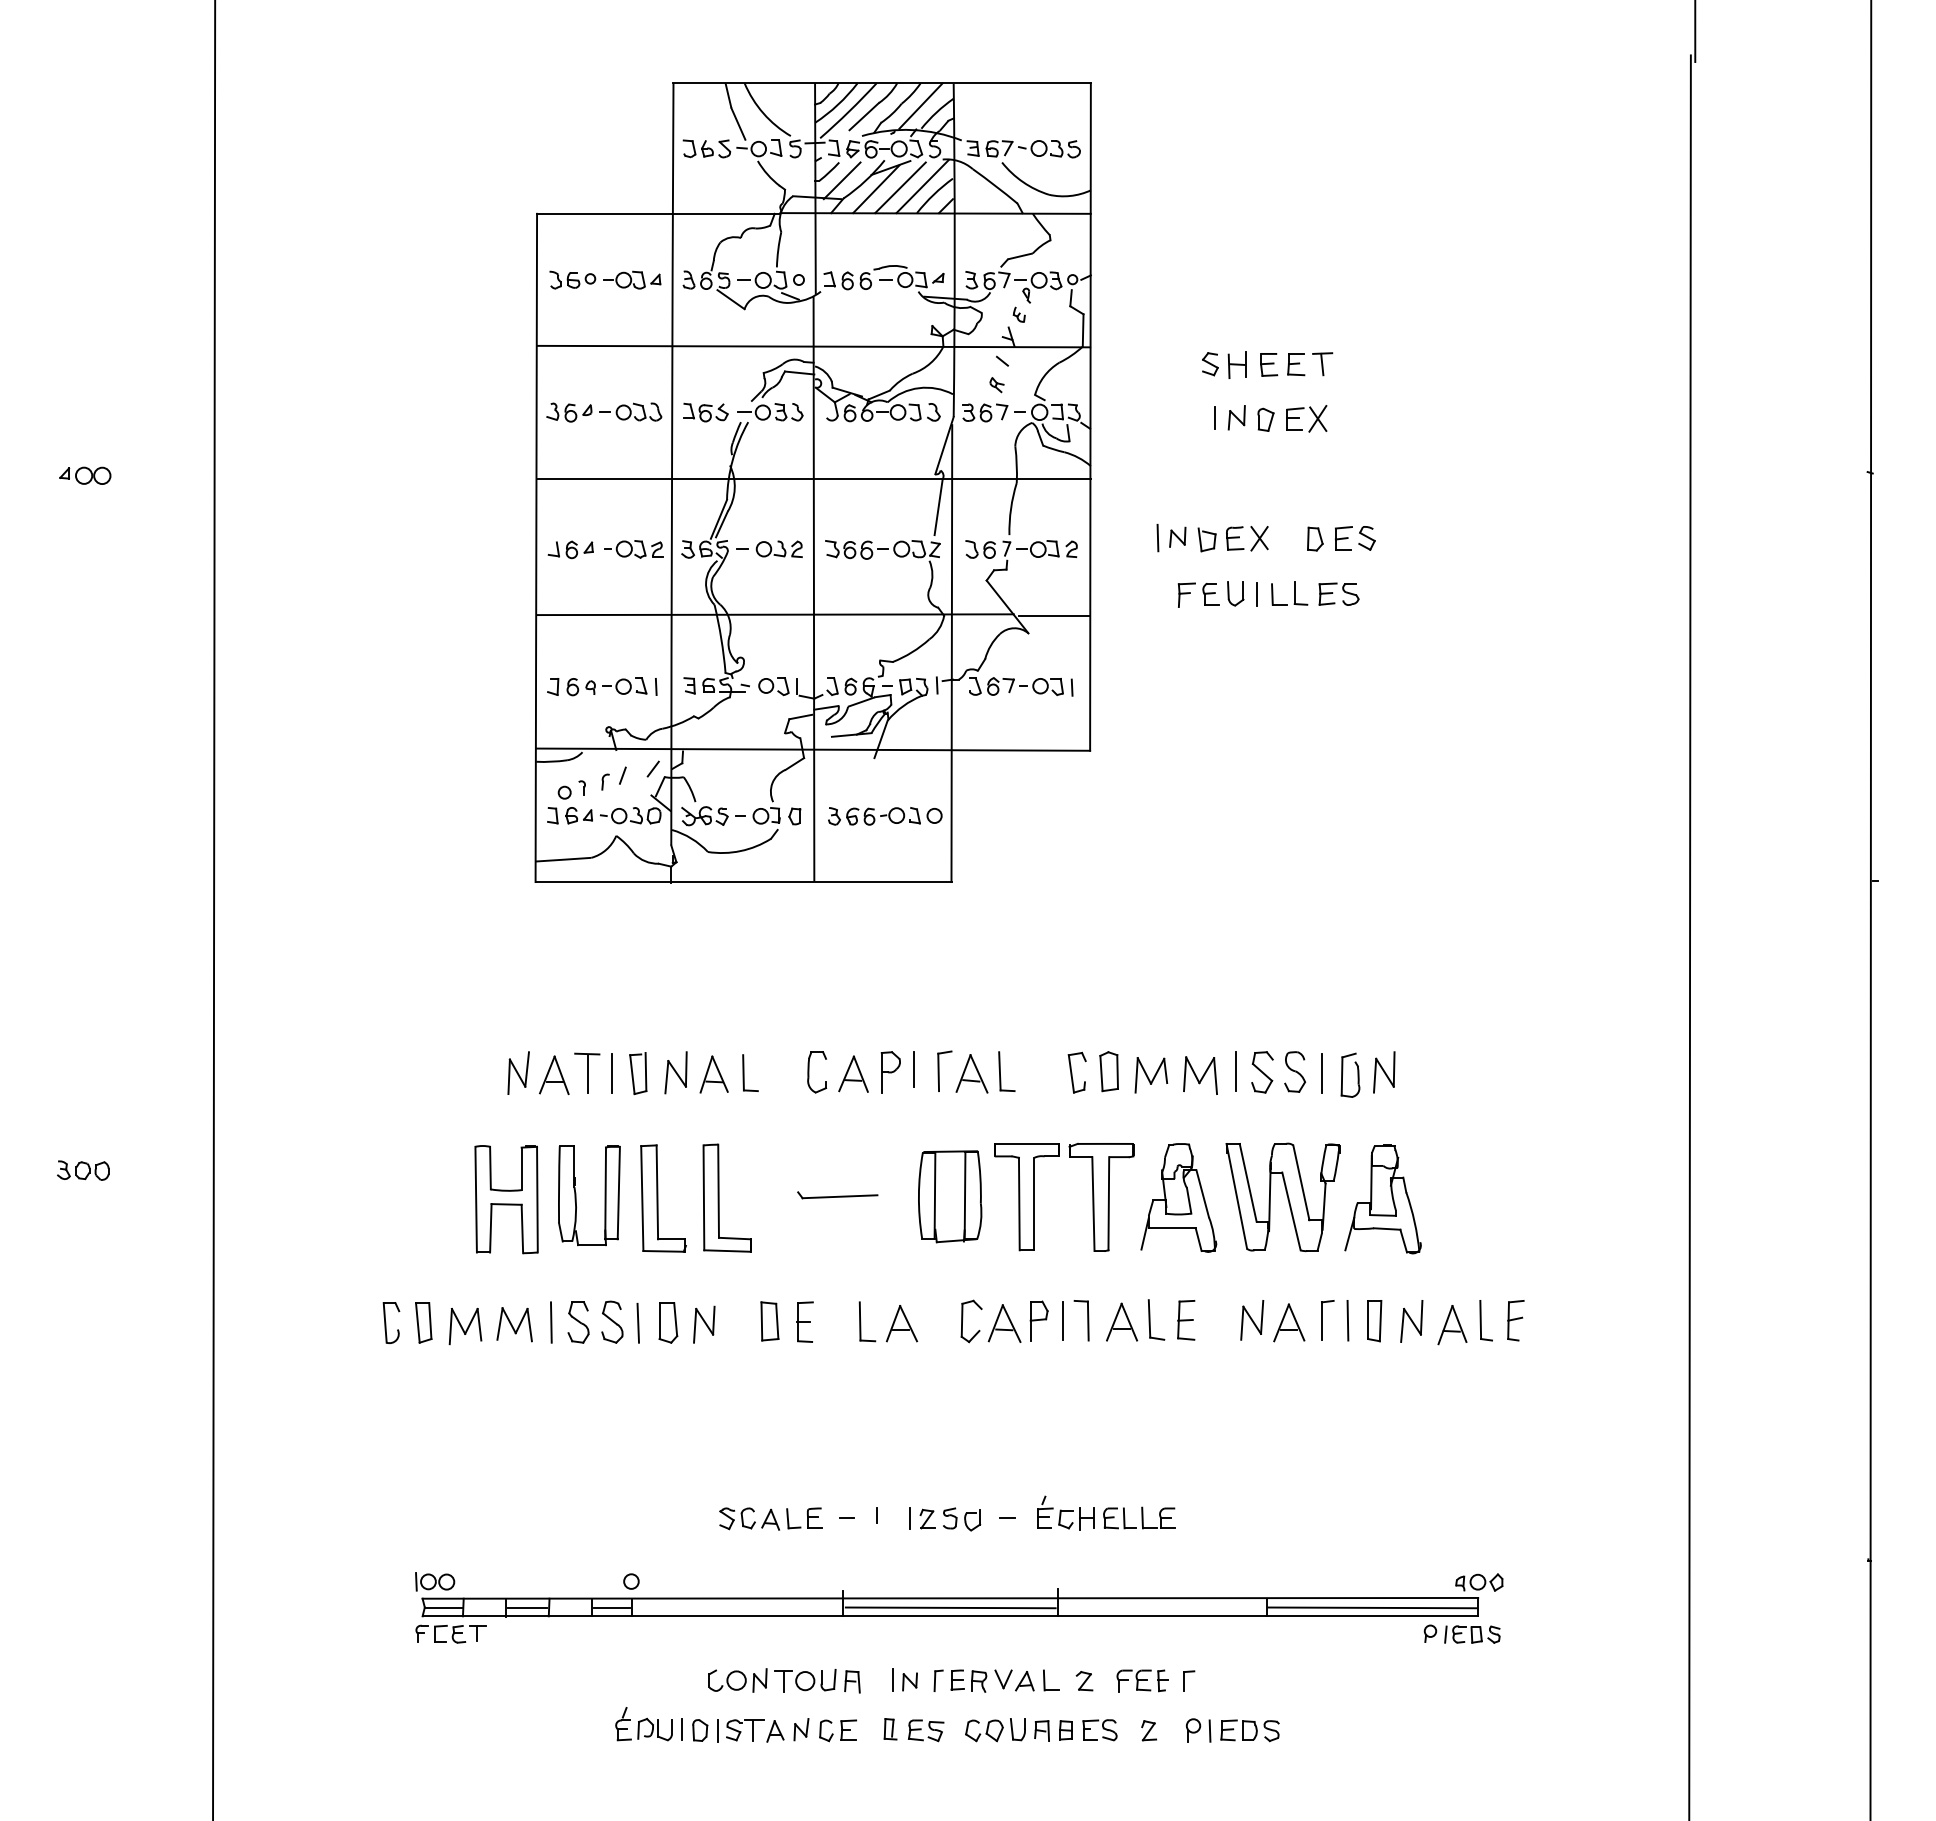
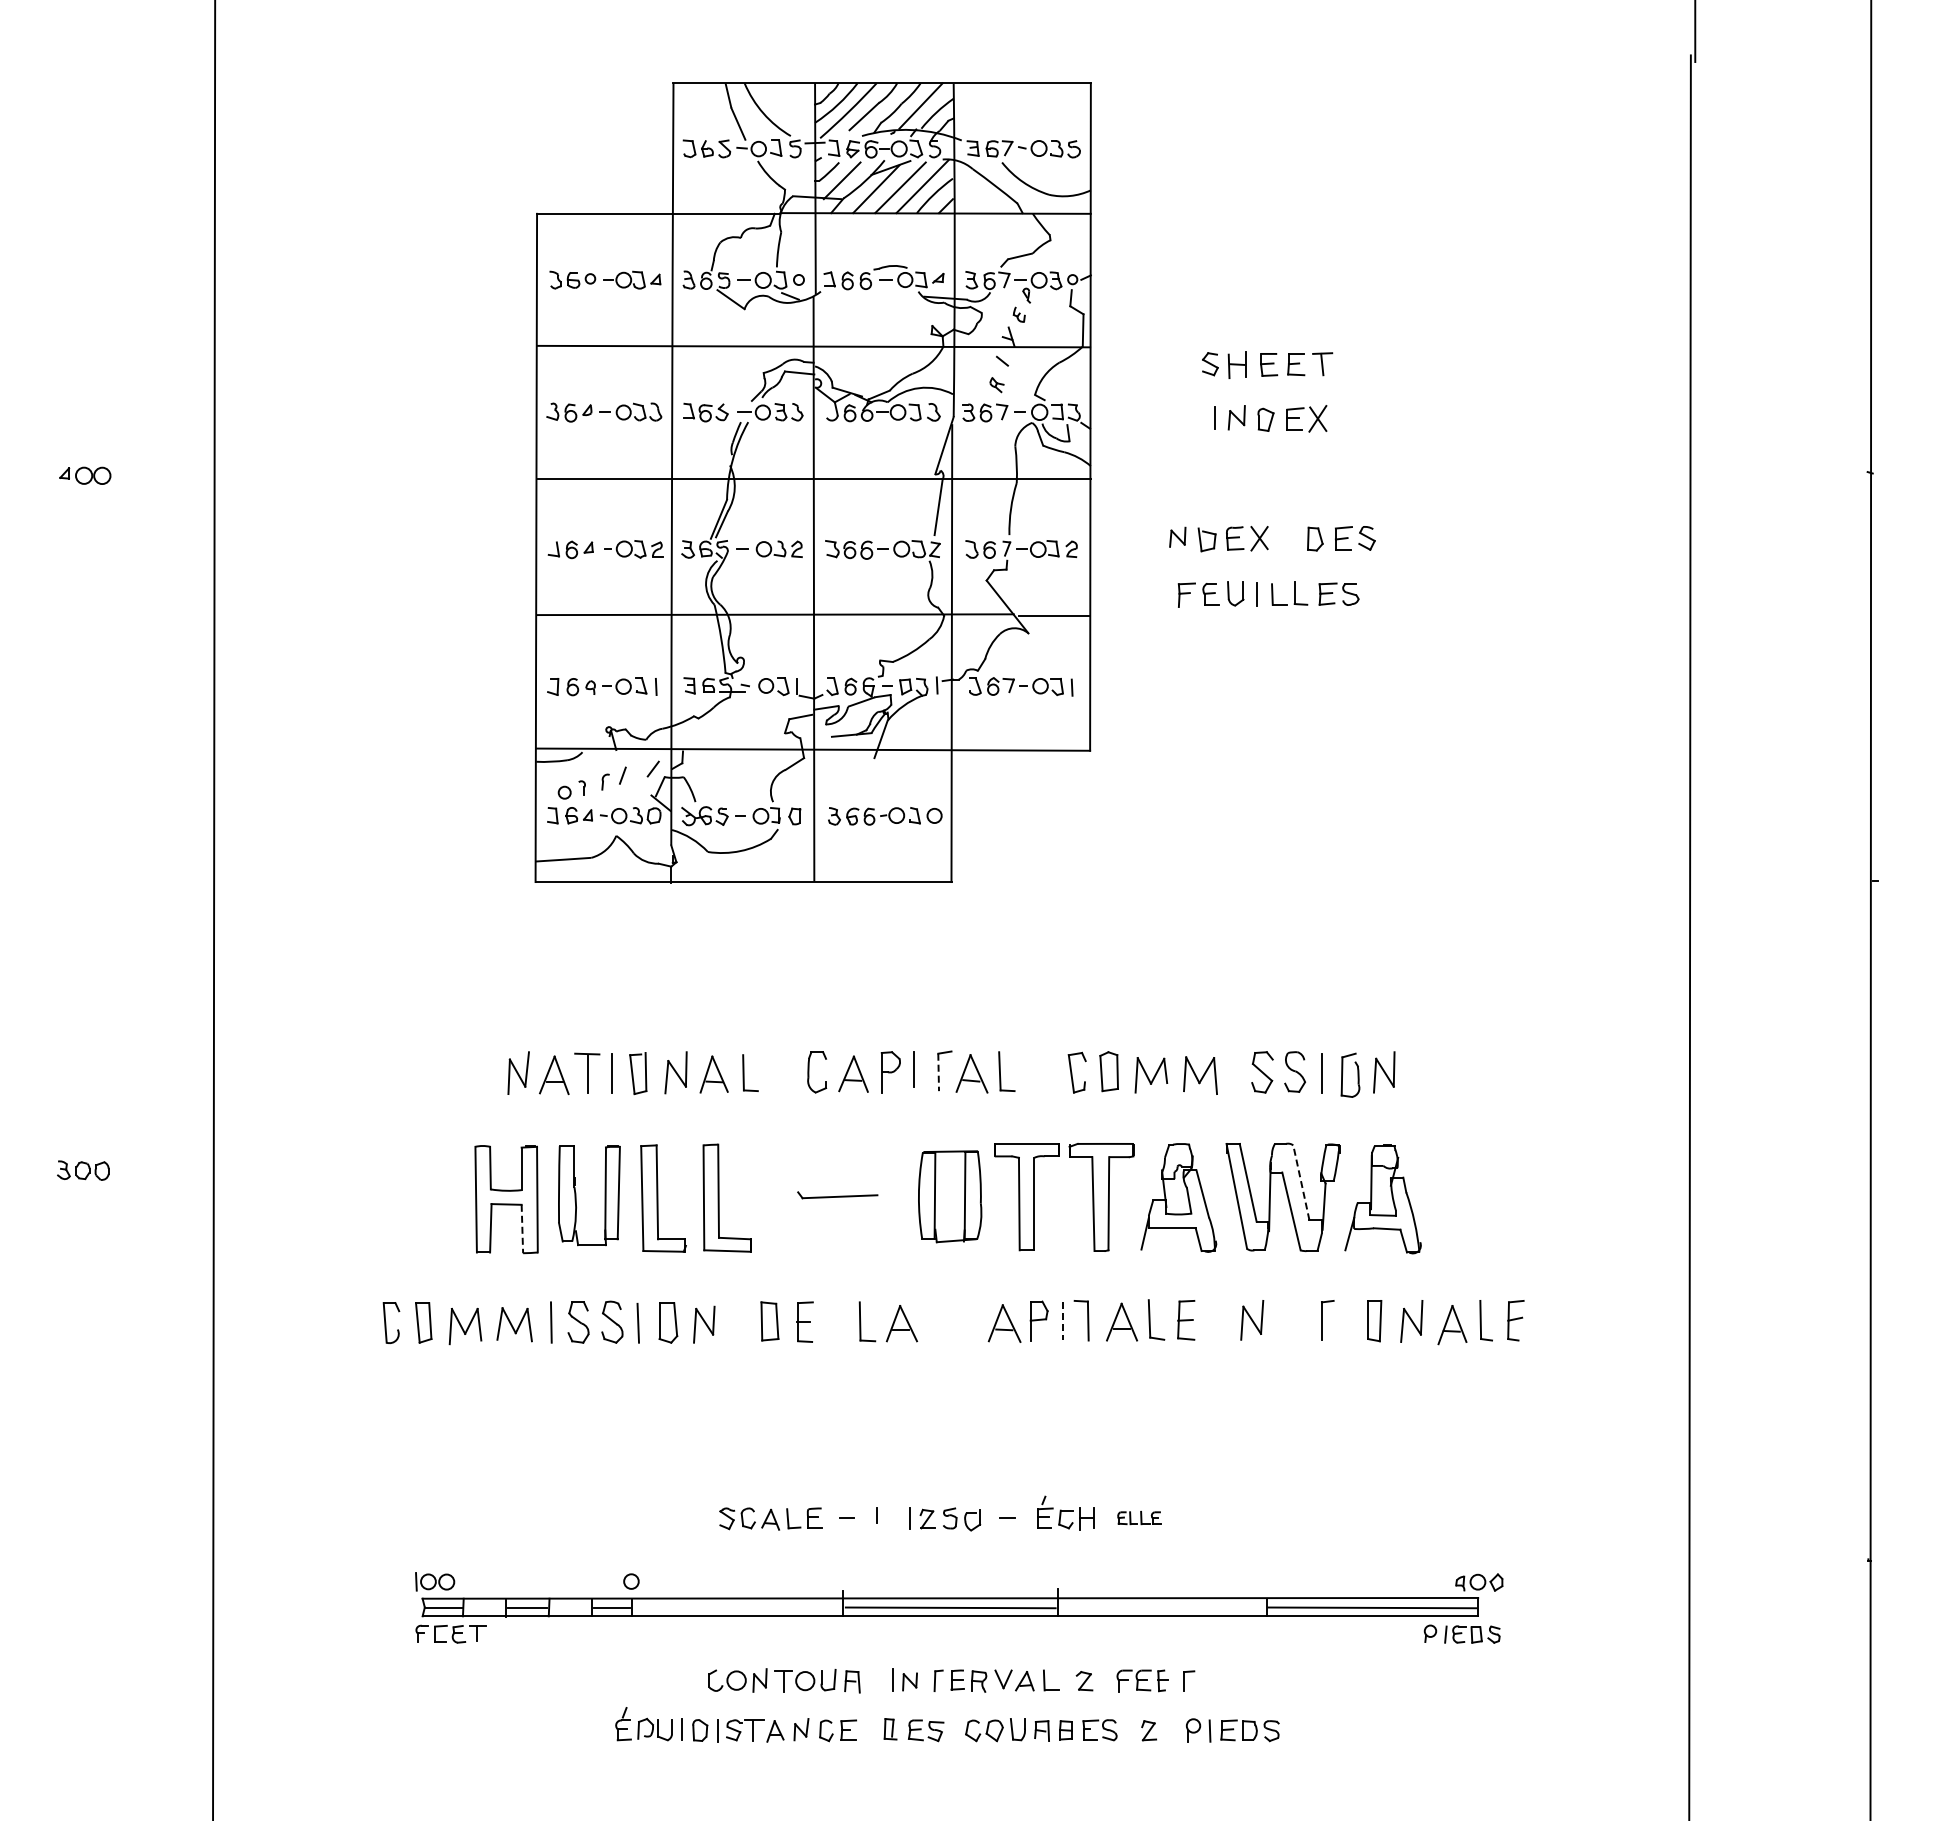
line: present -> none (1157, 538)
line: present -> none (1236, 1071)
line: solid -> dashed (938, 1072)
line: solid -> dashed (1301, 1182)
line: solid -> dashed (522, 1229)
part: present -> none (963, 1318)
line: present -> none (1347, 1320)
line: solid -> dashed (1062, 1321)
part: present -> none (1289, 1322)
part size: 73x24 px -> 45x16 px (1139, 1517)
